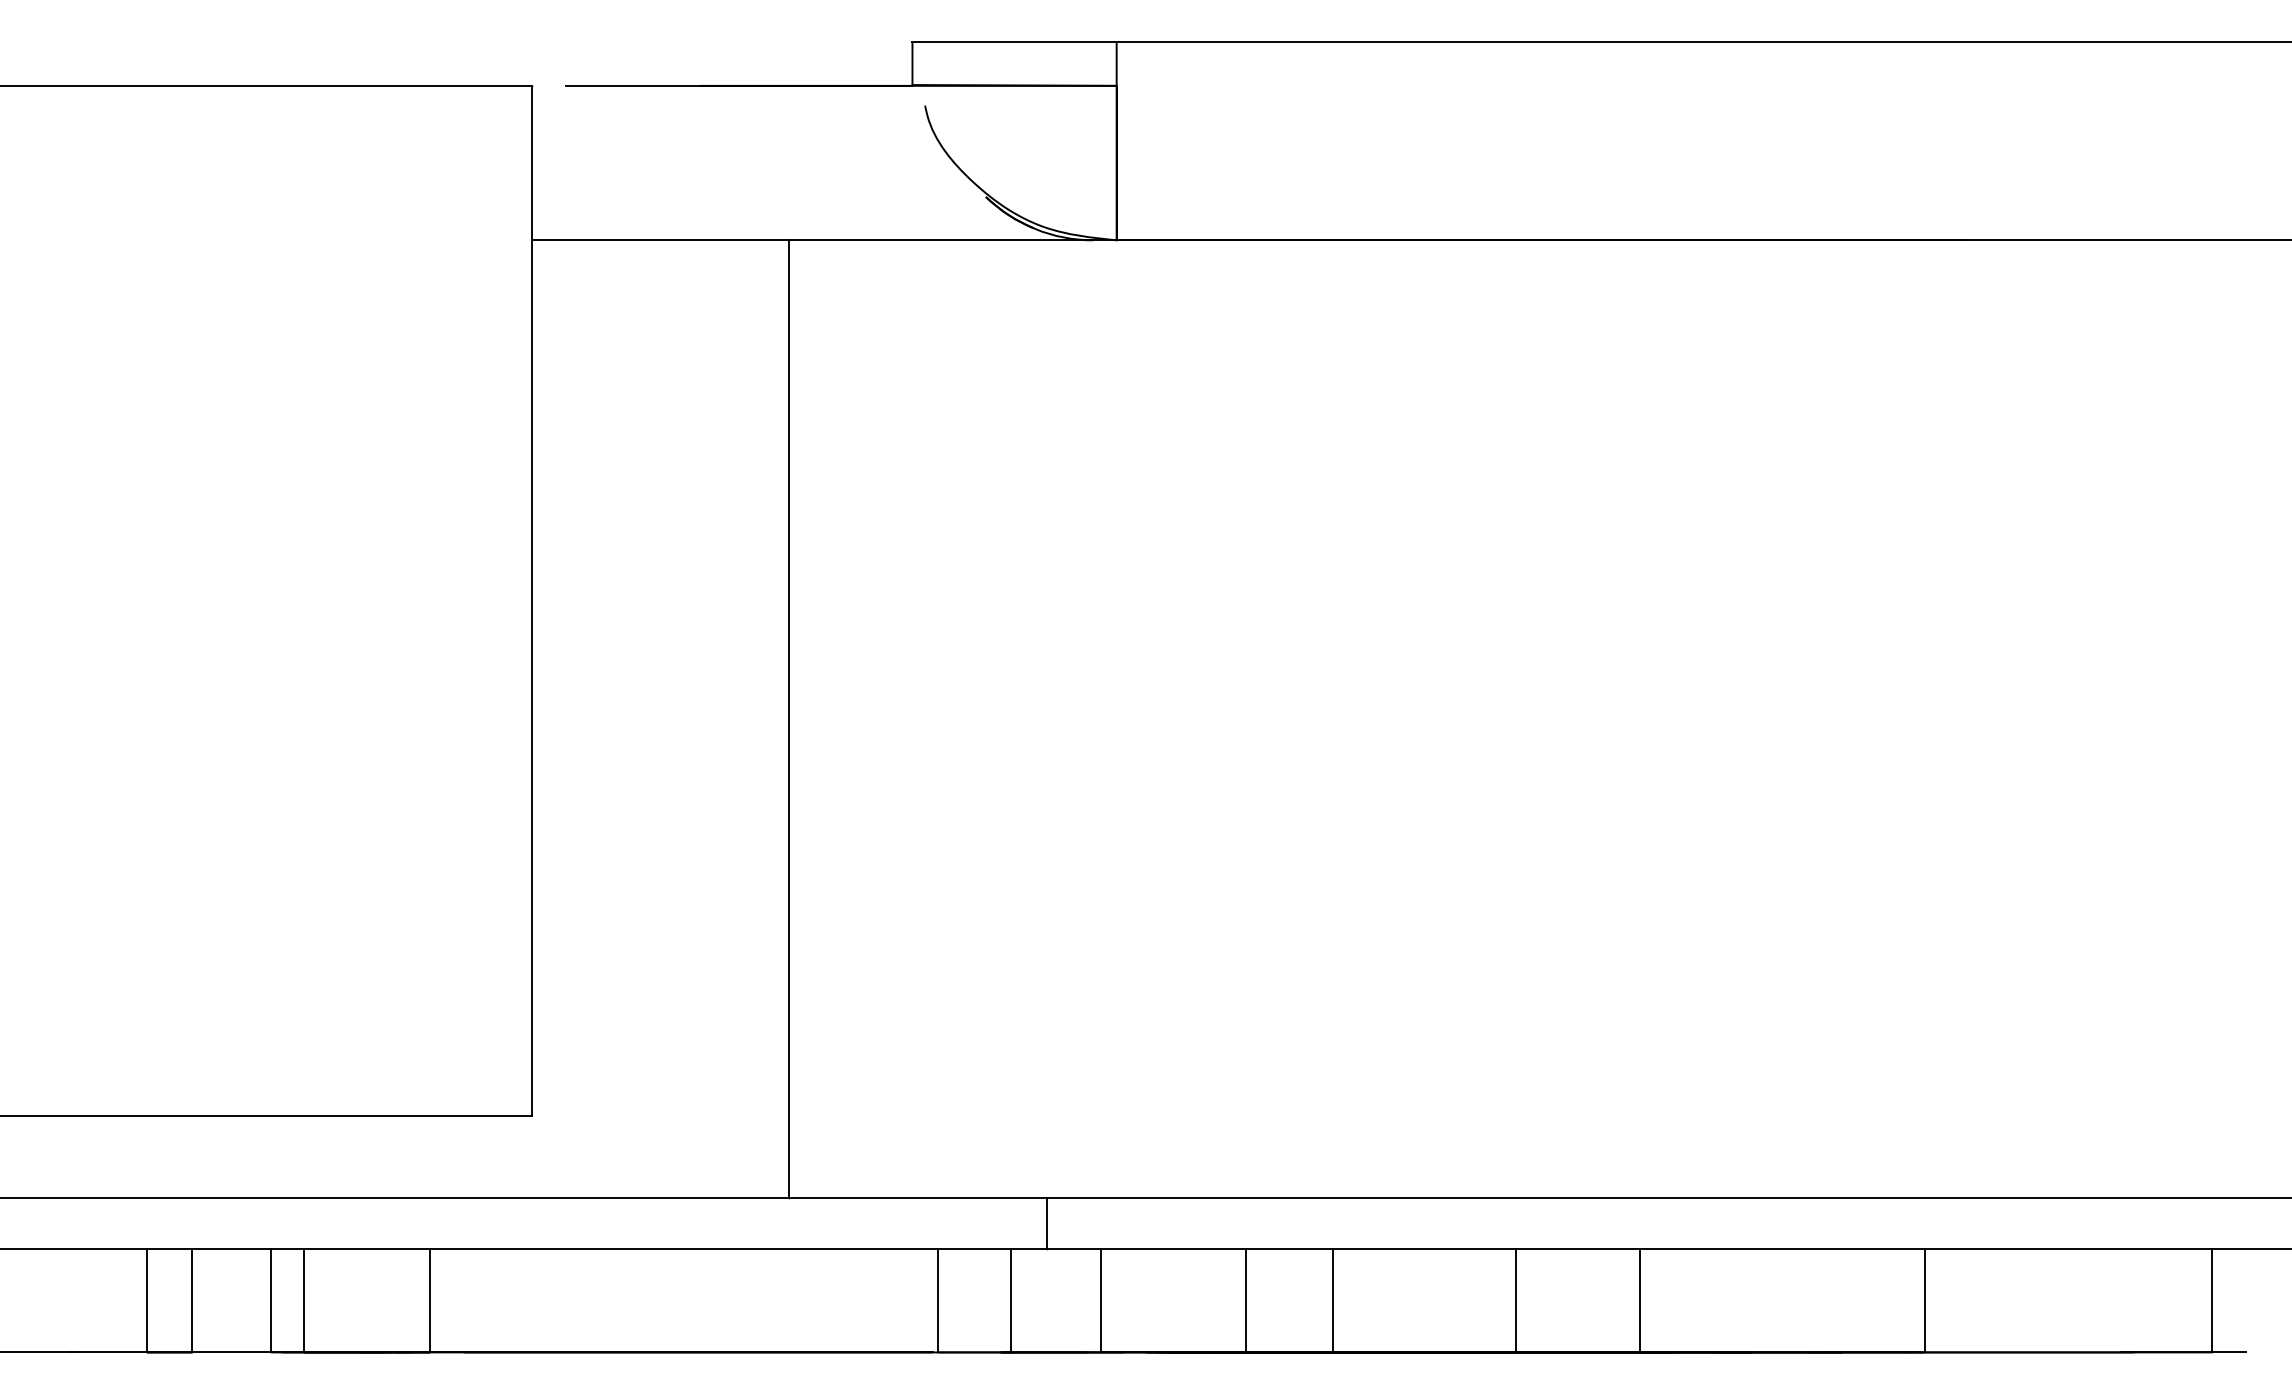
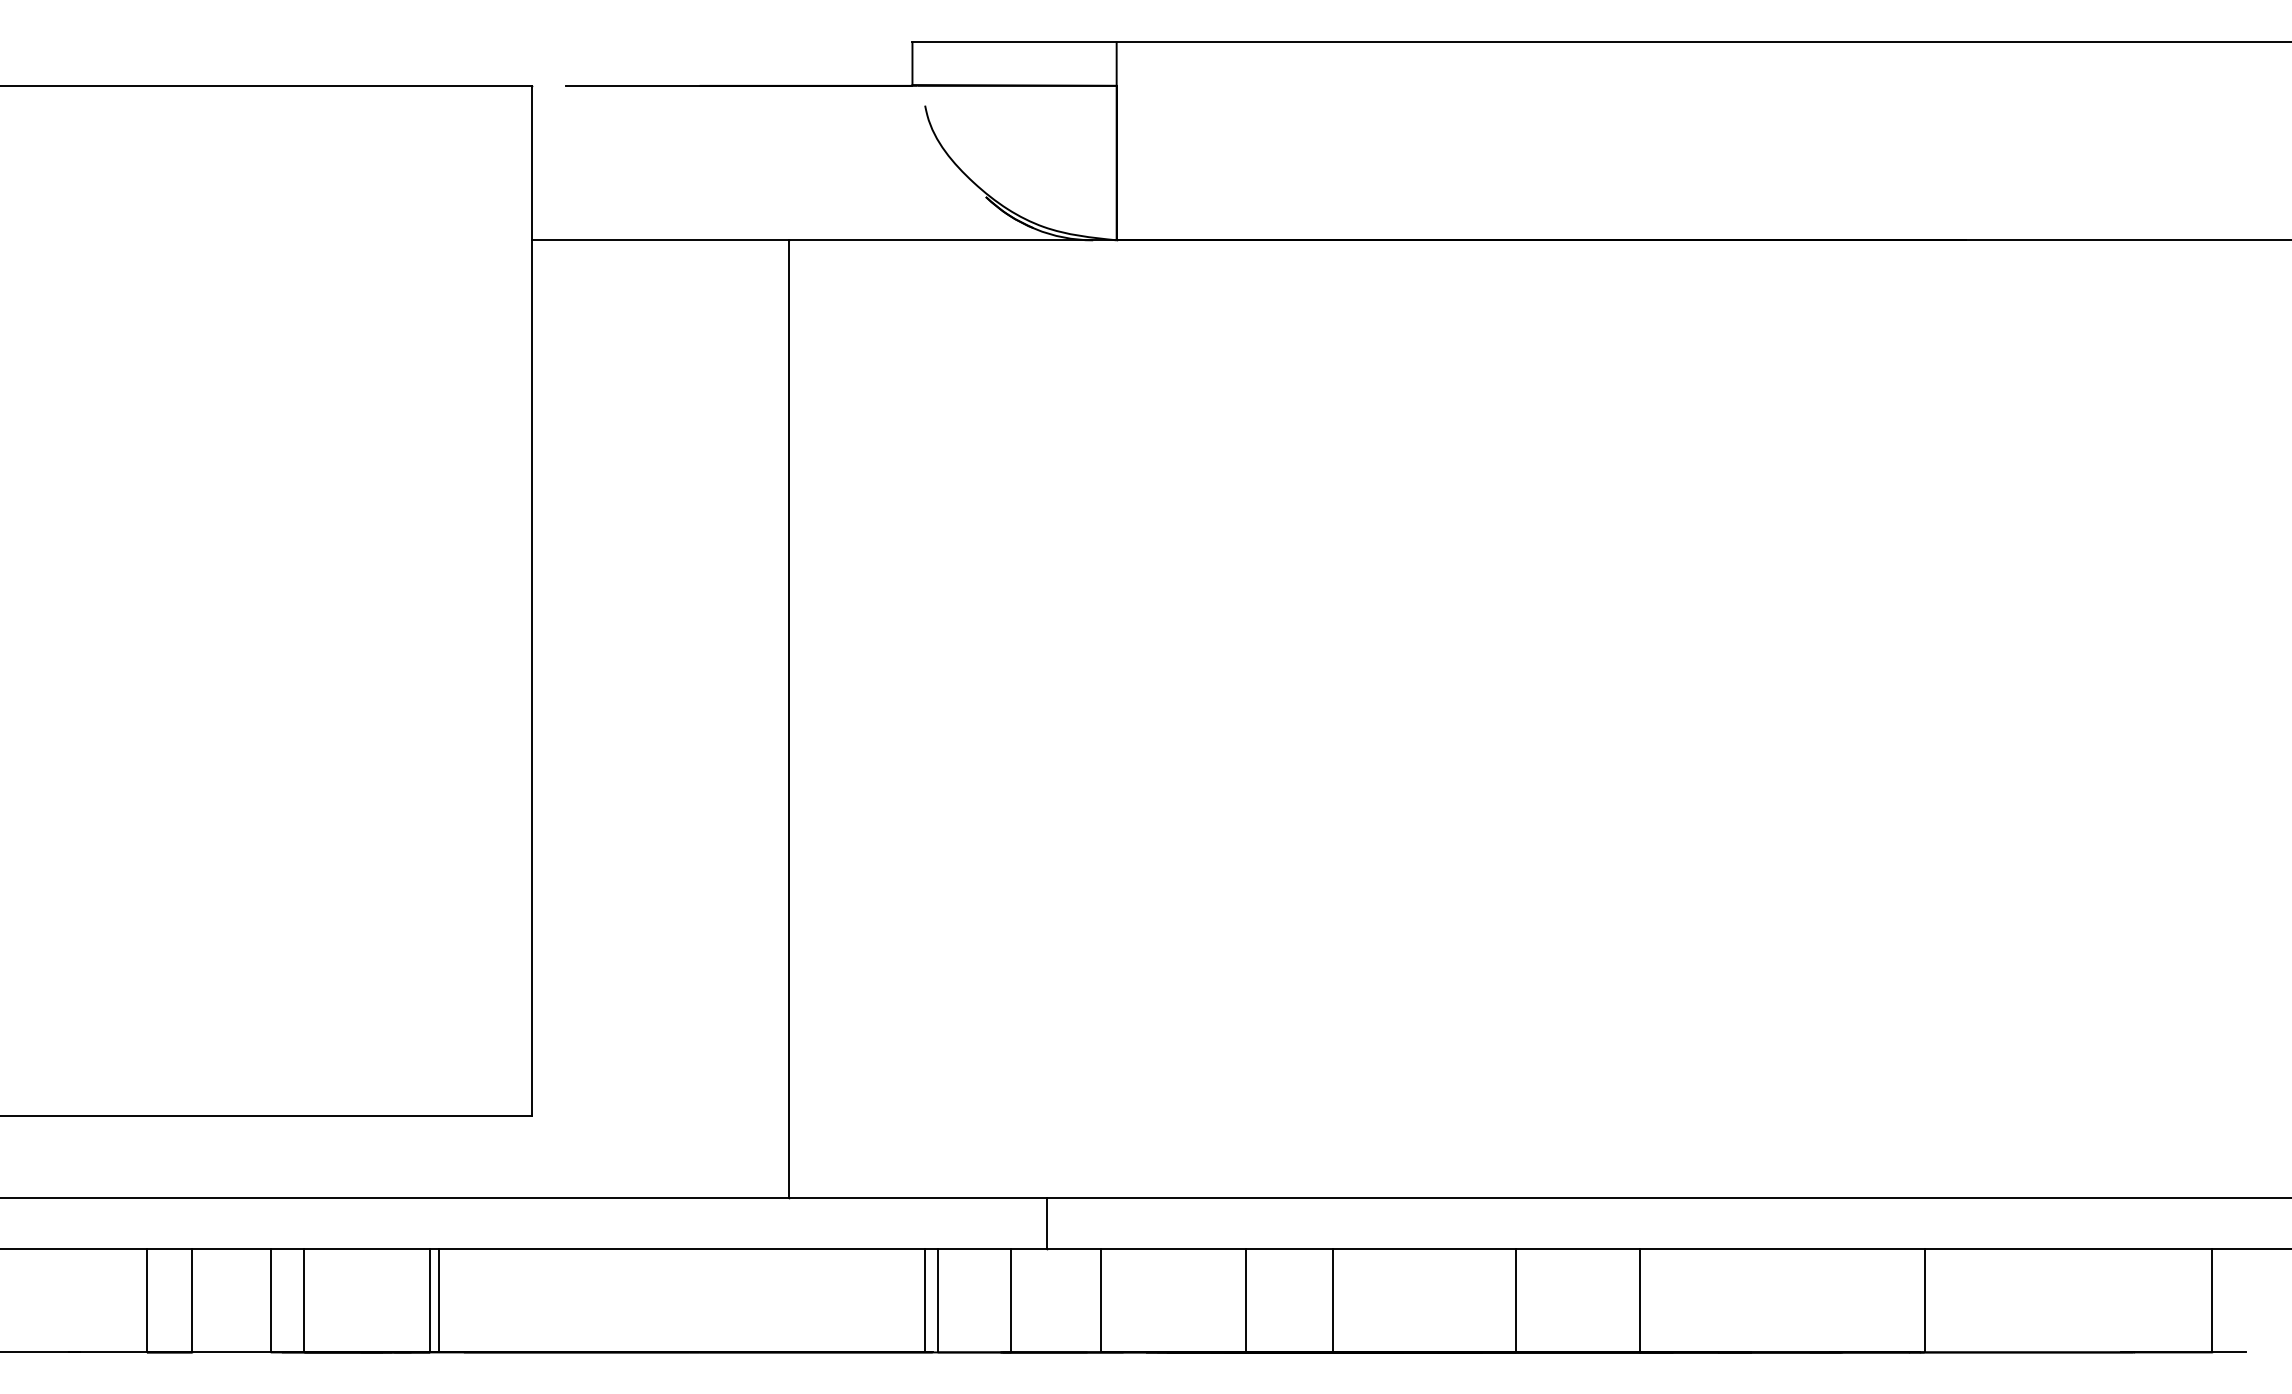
line: none -> present (439, 1300)
line: none -> present (924, 1300)
